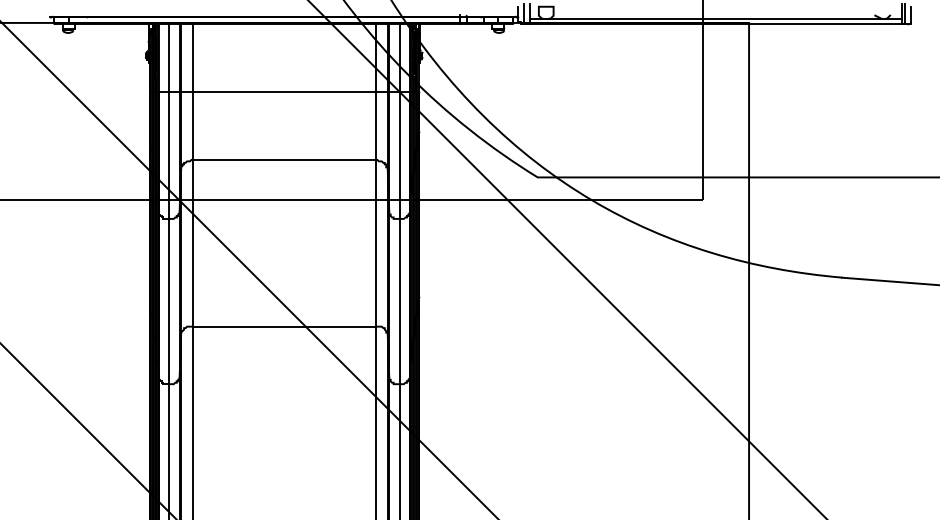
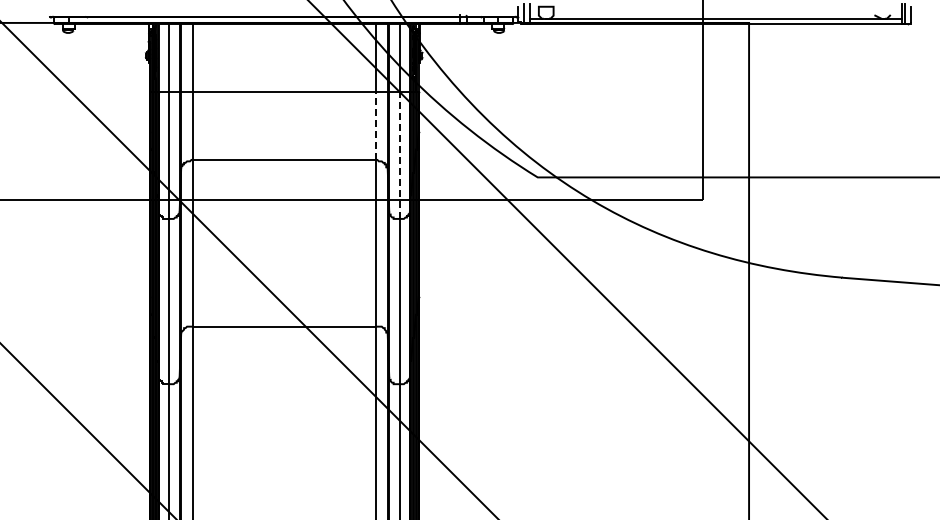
line: solid -> dashed (375, 125)
line: solid -> dashed (399, 154)
